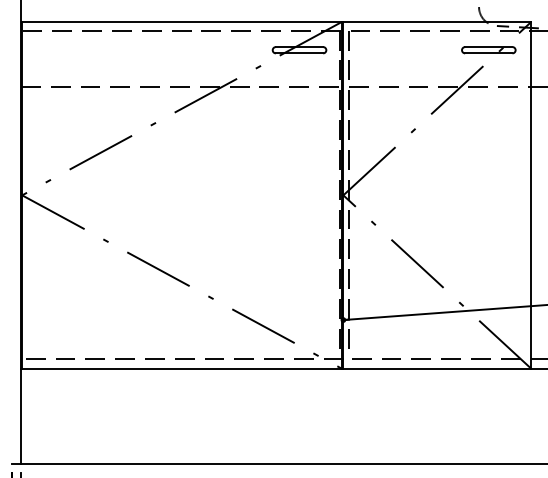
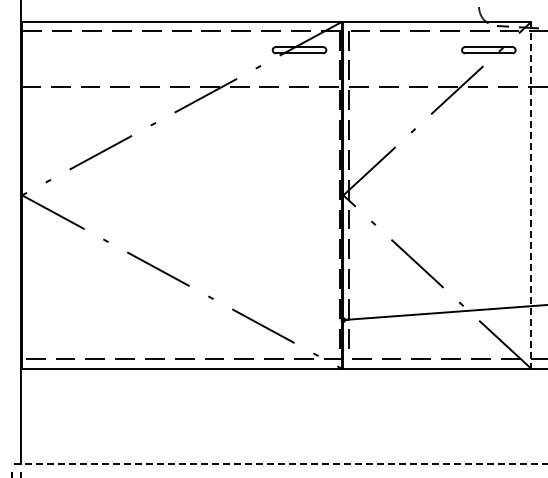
line: solid -> dashed (531, 195)
line: solid -> dashed (279, 463)
